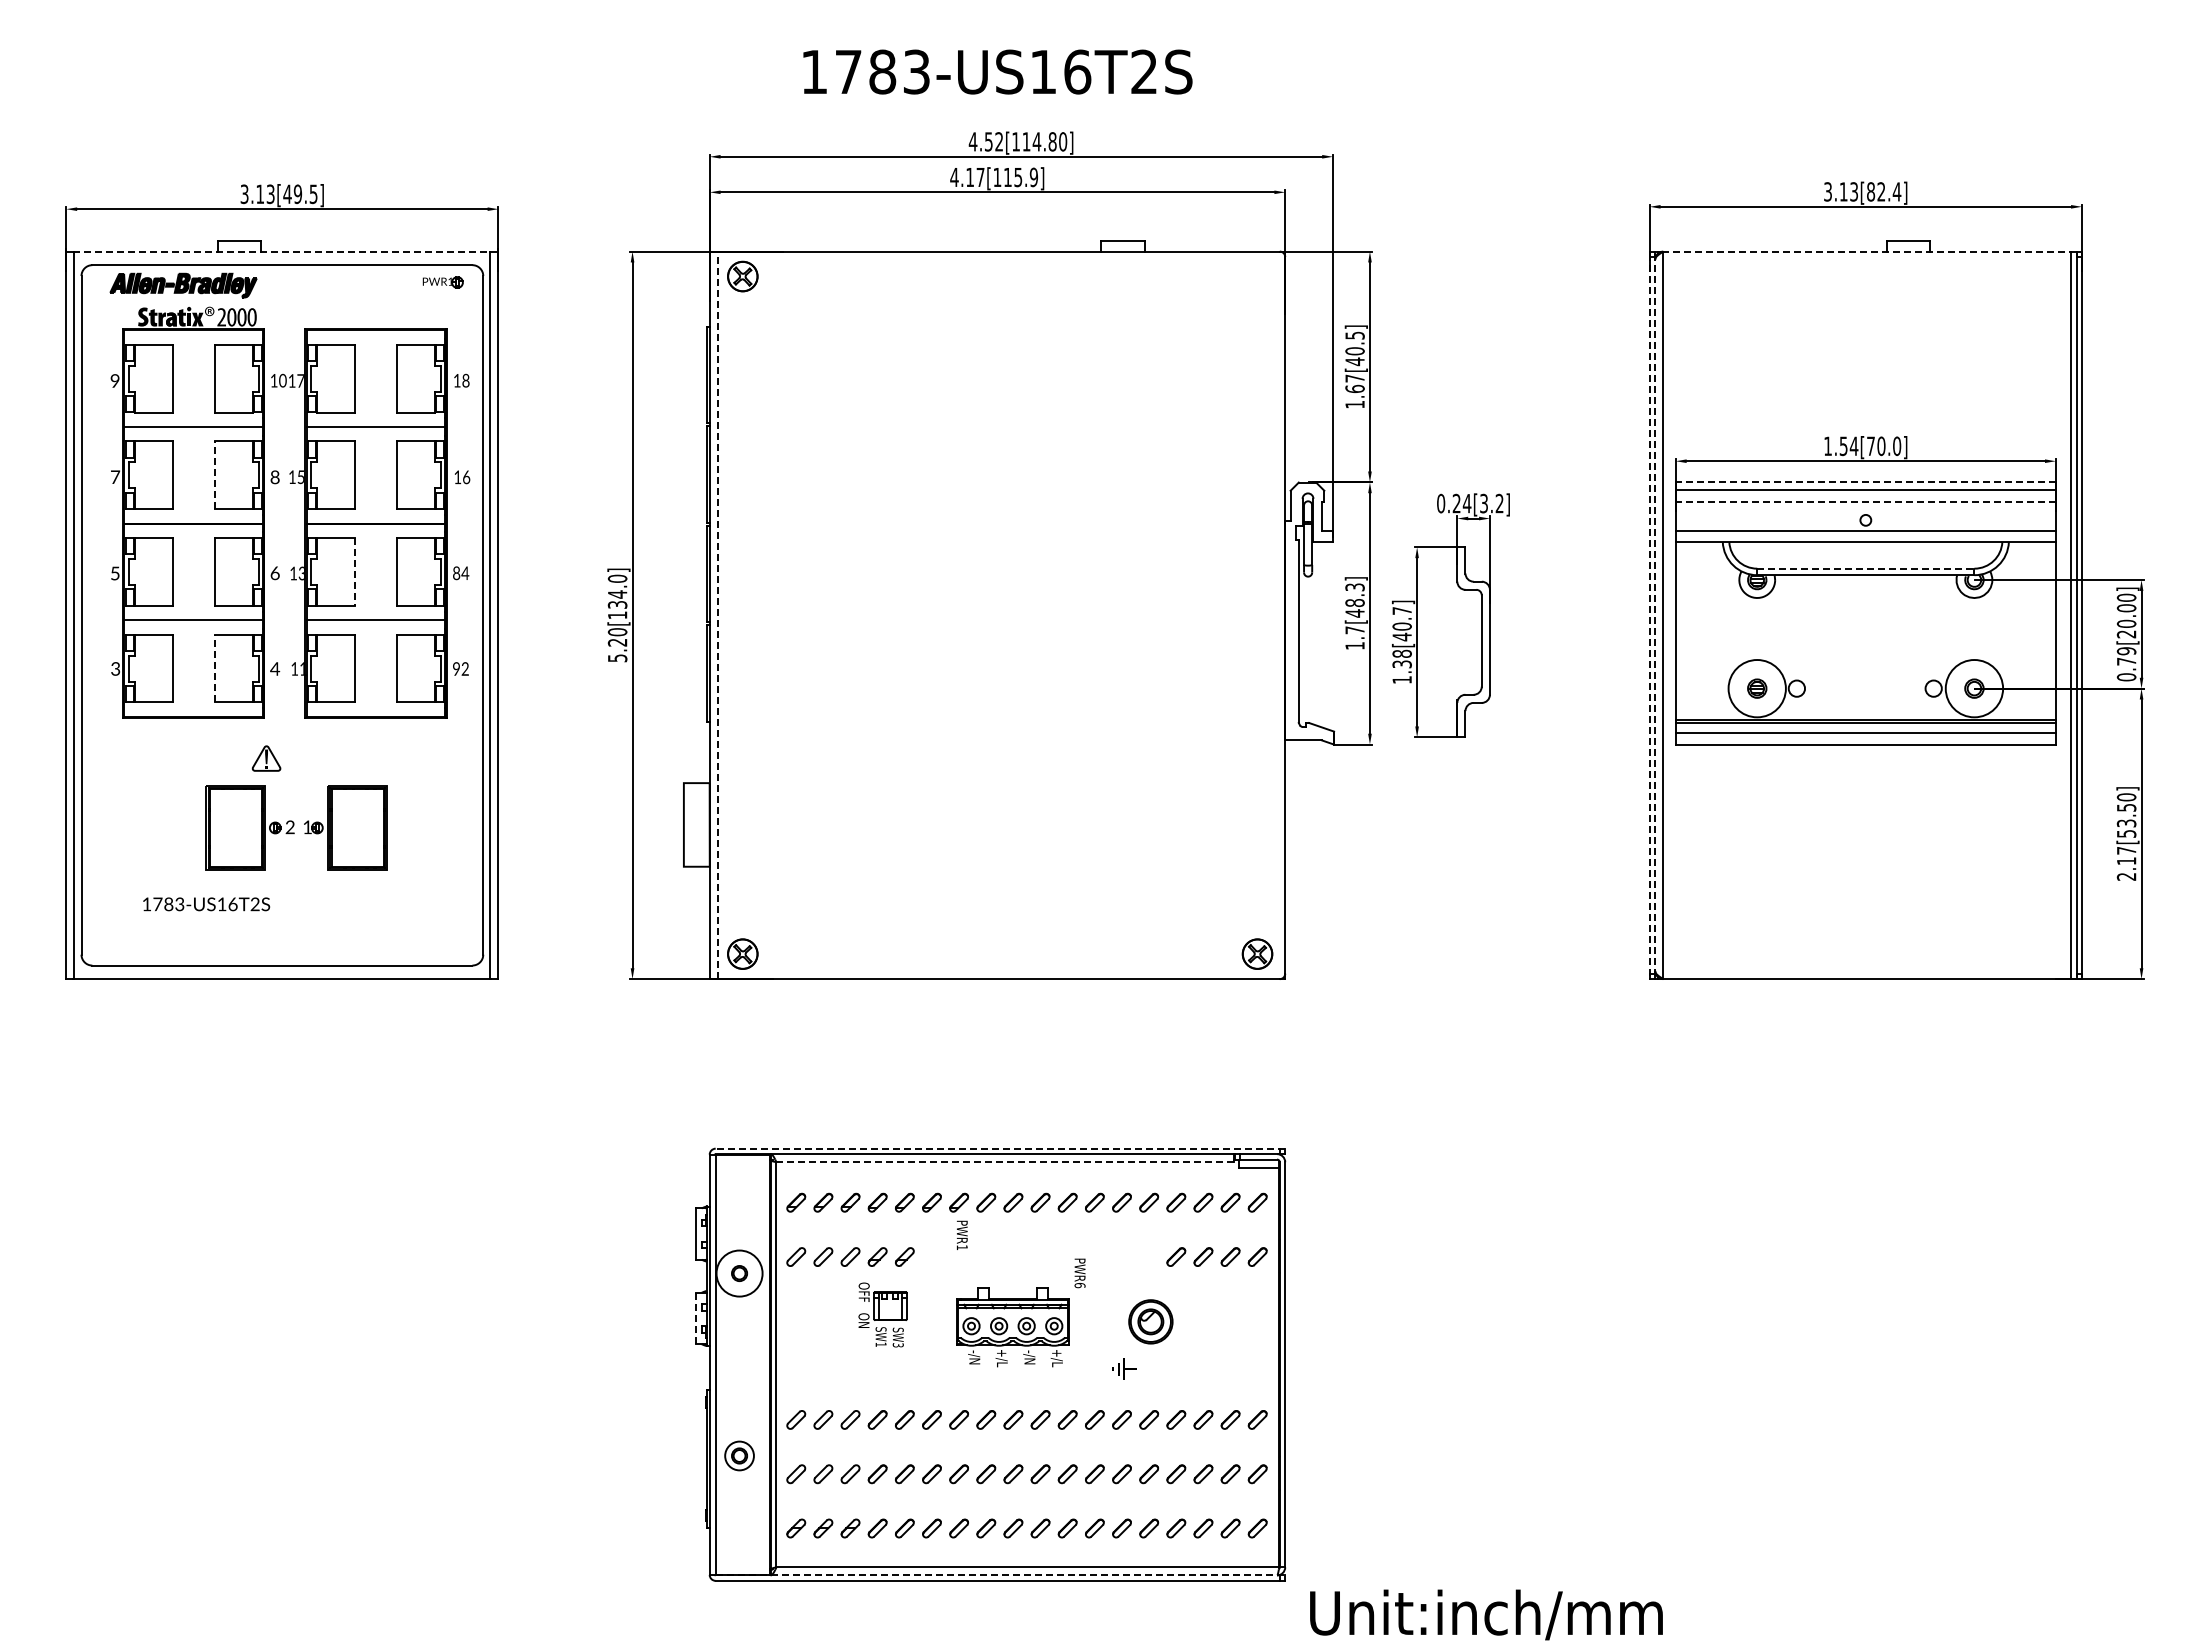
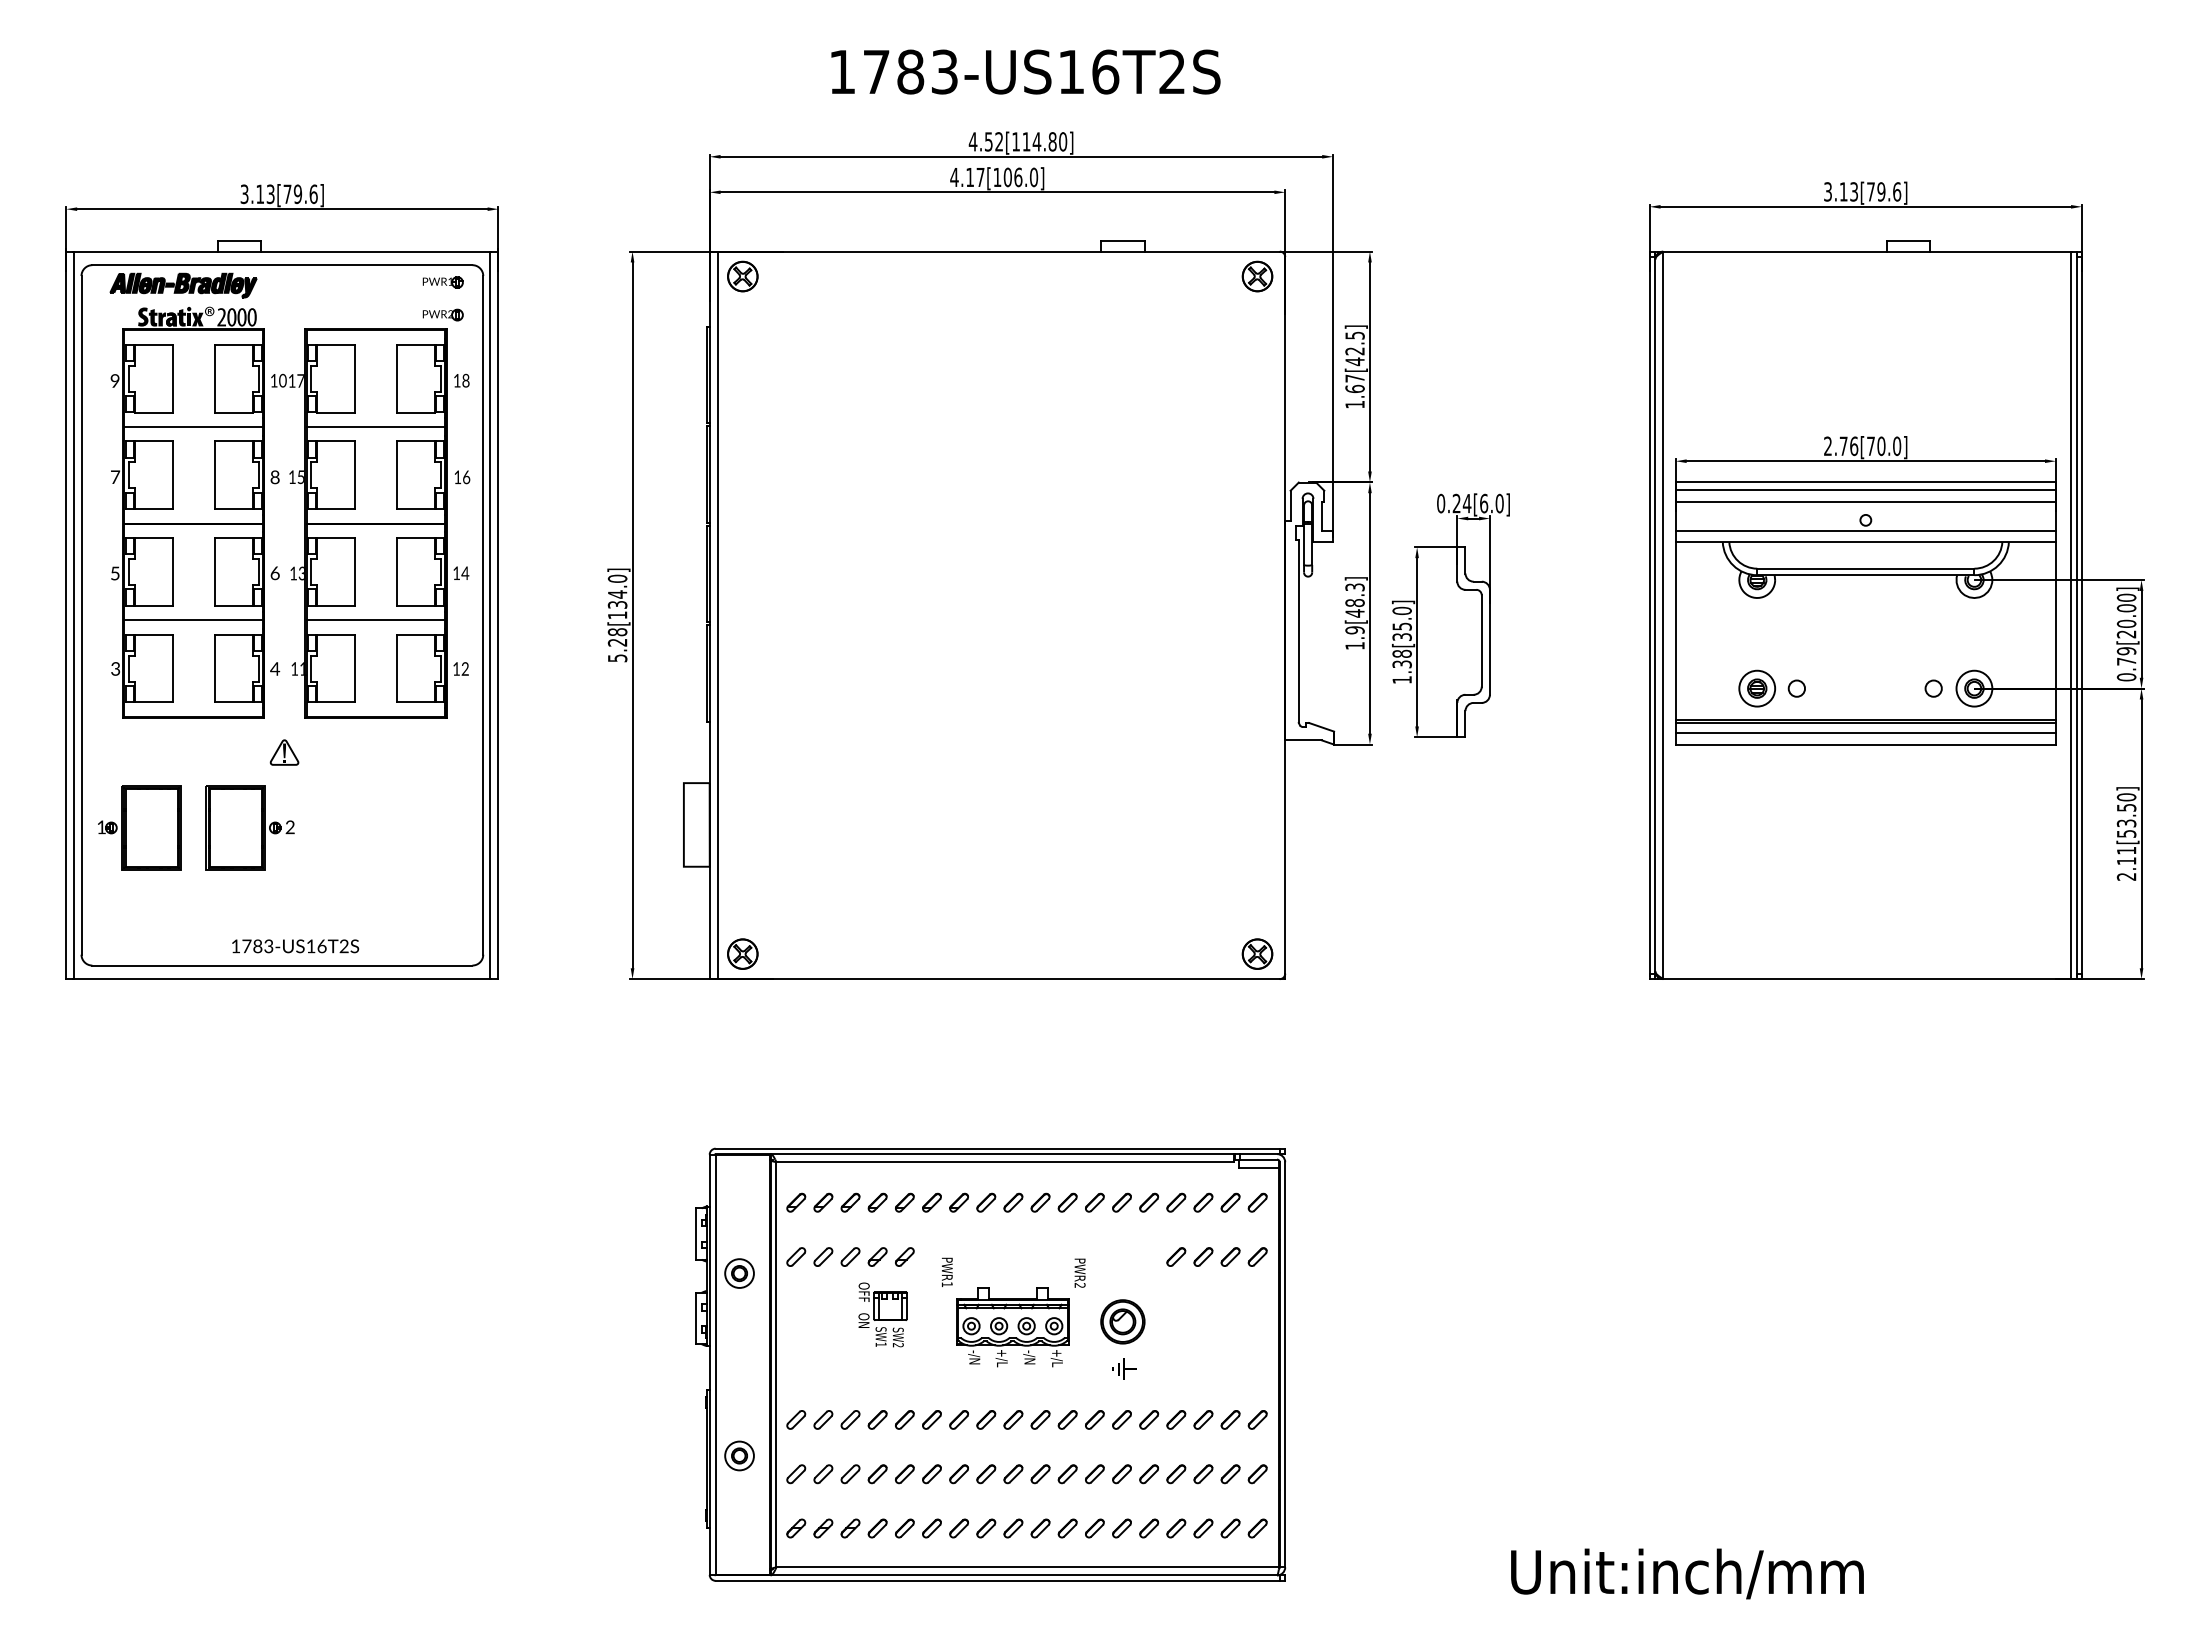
text position: (997, 71) -> (1025, 71) (1025, 71)
text: 4.17[115.9] -> 4.17[106.0] (1020, 177)
text: 3.13[82.4] -> 3.13[79.6] (1884, 191)
text: 3.13[49.5] -> 3.13[79.6] (300, 194)
line: dashed -> solid (282, 251)
line: dashed -> solid (1867, 251)
part: none -> present (1257, 276)
part: none -> present (442, 314)
text: 1.67[40.5] -> 1.67[42.5] (1354, 351)
text: 1.54[70.0] -> 2.76[70.0] (1841, 446)
line: dashed -> solid (214, 475)
line: dashed -> solid (1865, 482)
line: dashed -> solid (1865, 501)
text: 0.24[3.2] -> 0.24[6.0] (1491, 503)
line: dashed -> solid (1865, 568)
line: dashed -> solid (355, 571)
text: 84 -> 14 (456, 573)
line: dashed -> solid (717, 615)
line: dashed -> solid (1649, 615)
line: dashed -> solid (1655, 615)
text: 1.38[40.7] -> 1.38[35.0] (1401, 623)
text: 1.7[48.3] -> 1.9[48.3] (1354, 630)
text: 5.20[134.0] -> 5.28[134.0] (617, 632)
line: dashed -> solid (214, 668)
text: 92 -> 12 (456, 668)
circle diameter: 57 px -> 36 px (1757, 688)
circle diameter: 57 px -> 36 px (1974, 688)
part position: (266, 758) -> (284, 752) (284, 752)
part position: (345, 827) -> (139, 827) (139, 827)
text: 2.17[53.50] -> 2.11[53.50] (2126, 850)
text position: (206, 904) -> (295, 946) (295, 946)
line: dashed -> solid (1000, 1148)
line: dashed -> solid (1005, 1162)
text position: (962, 1234) -> (947, 1271) (947, 1271)
circle diameter: 46 px -> 29 px (739, 1273)
text: PWR6 -> PWR2 (1079, 1285)
line: dashed -> solid (696, 1318)
part position: (1150, 1321) -> (1122, 1321) (1122, 1321)
text: SW3 -> SW2 (897, 1345)
line: dashed -> solid (1000, 1575)
text position: (1486, 1614) -> (1687, 1573) (1687, 1573)
